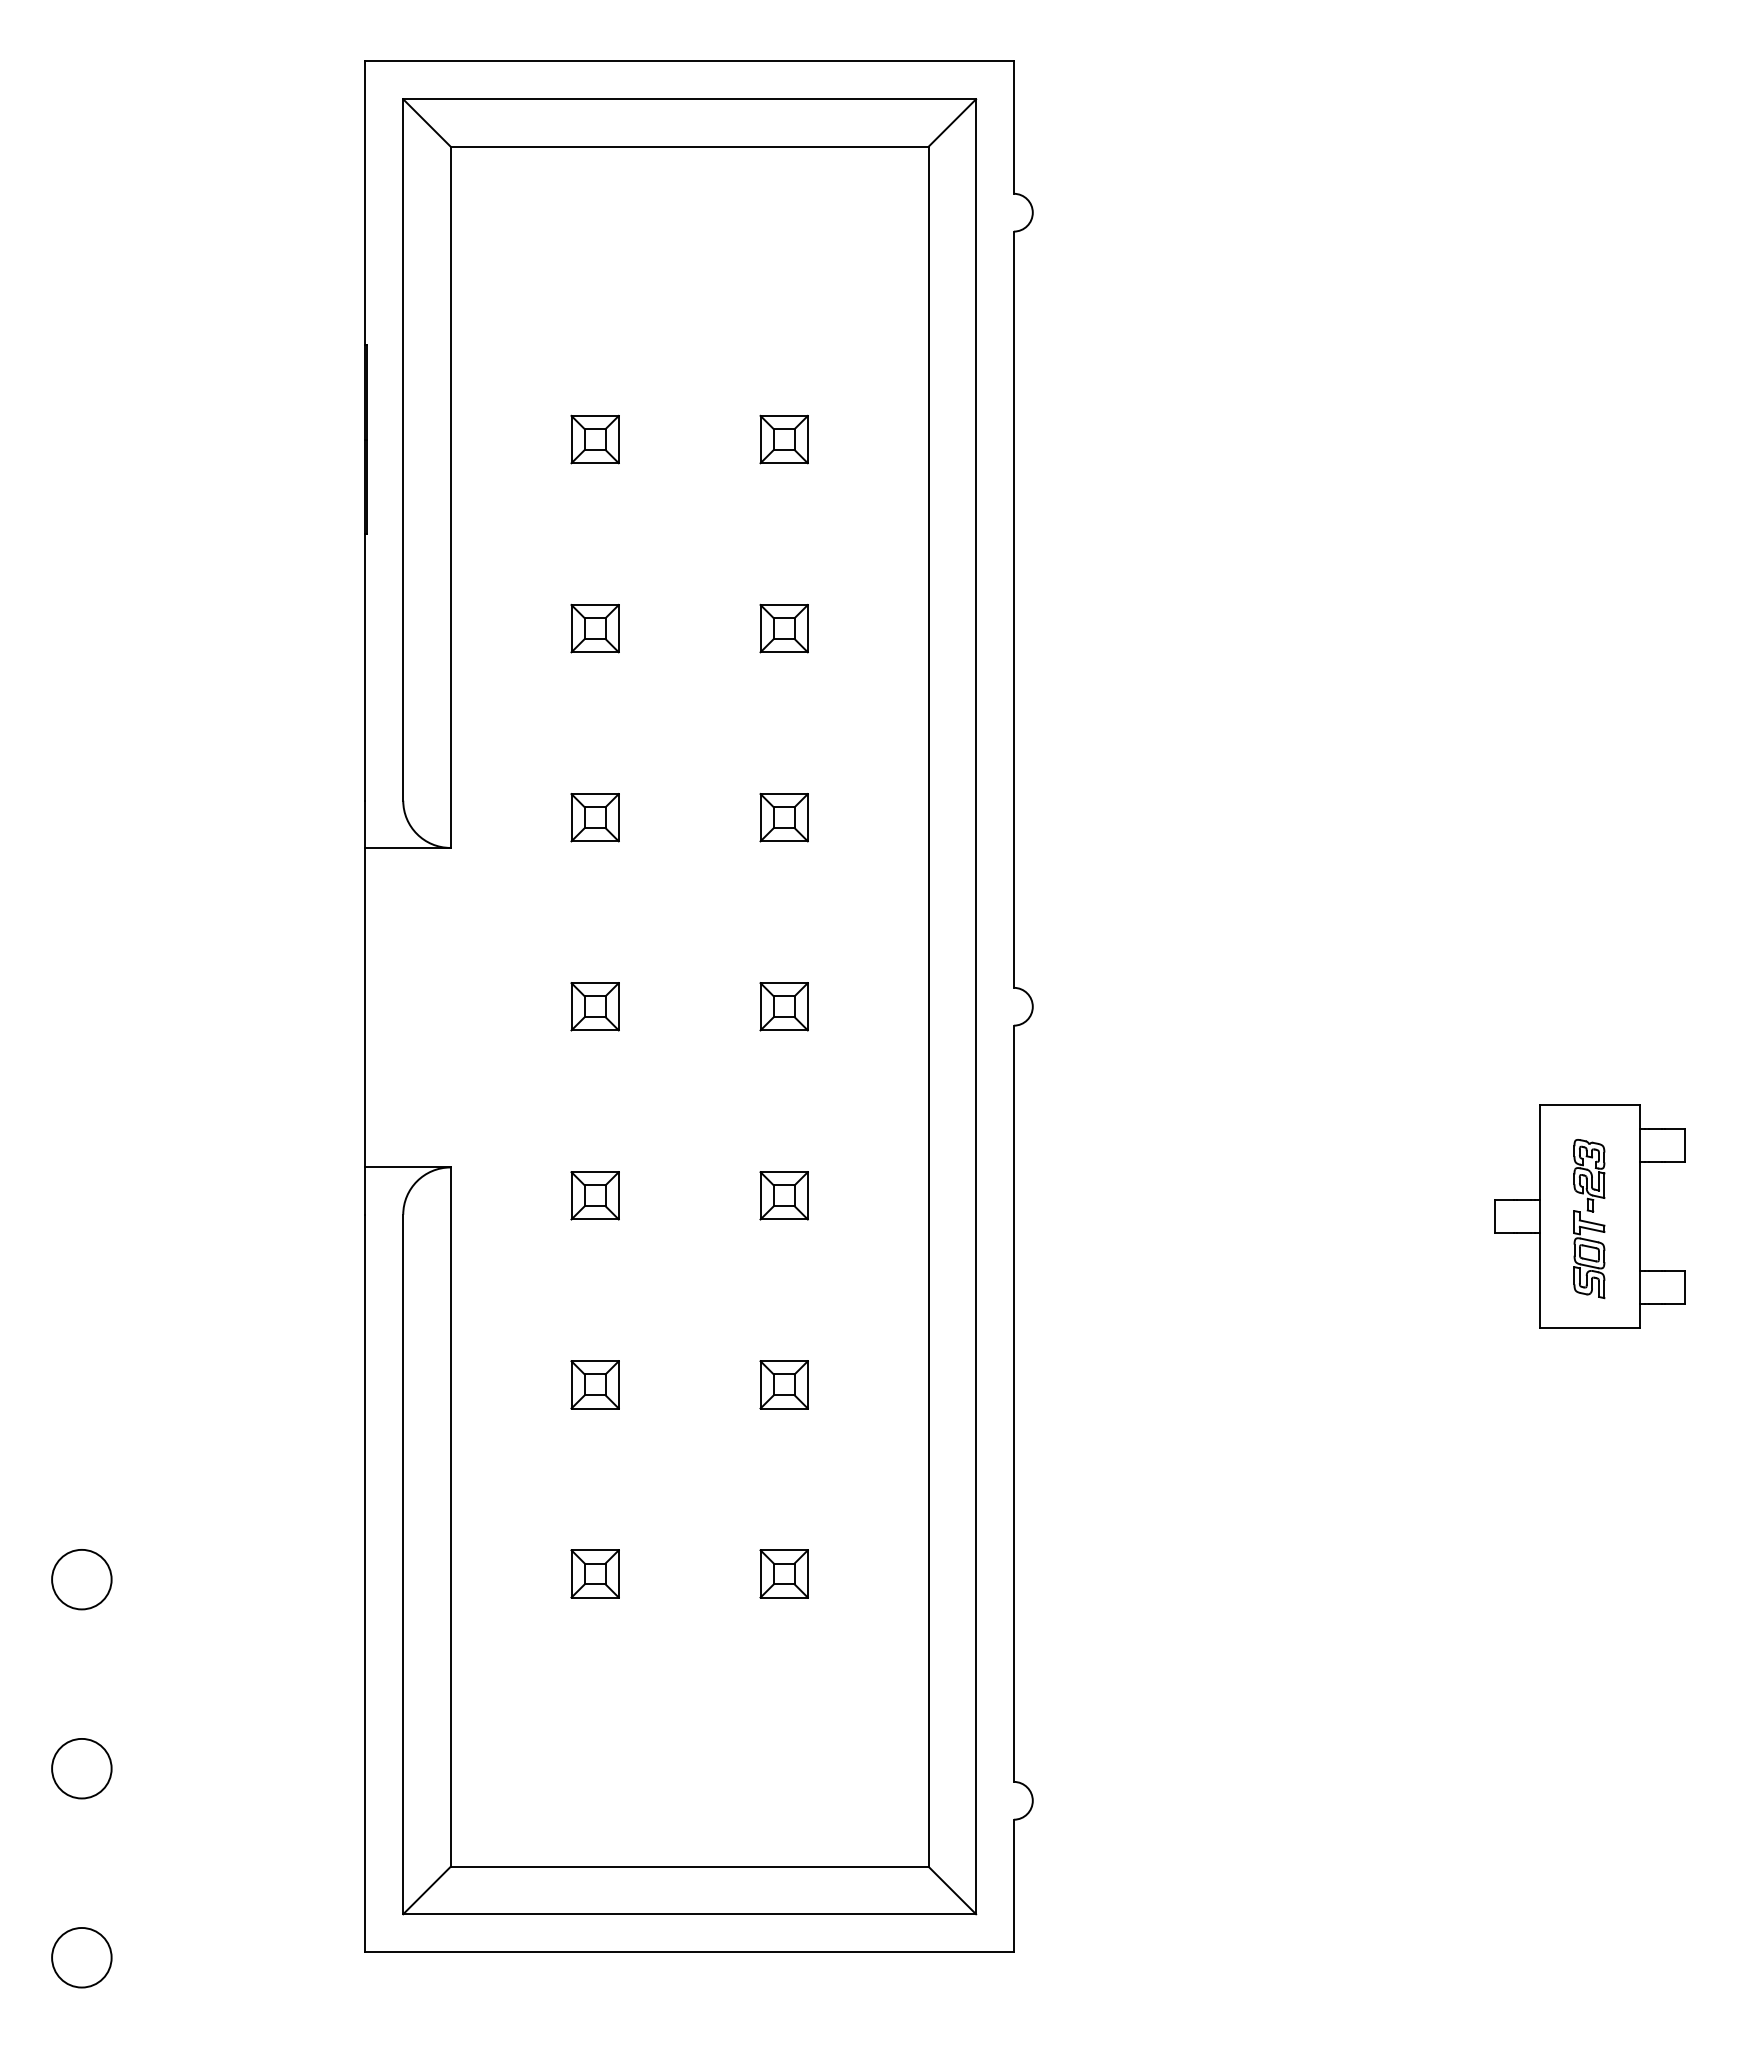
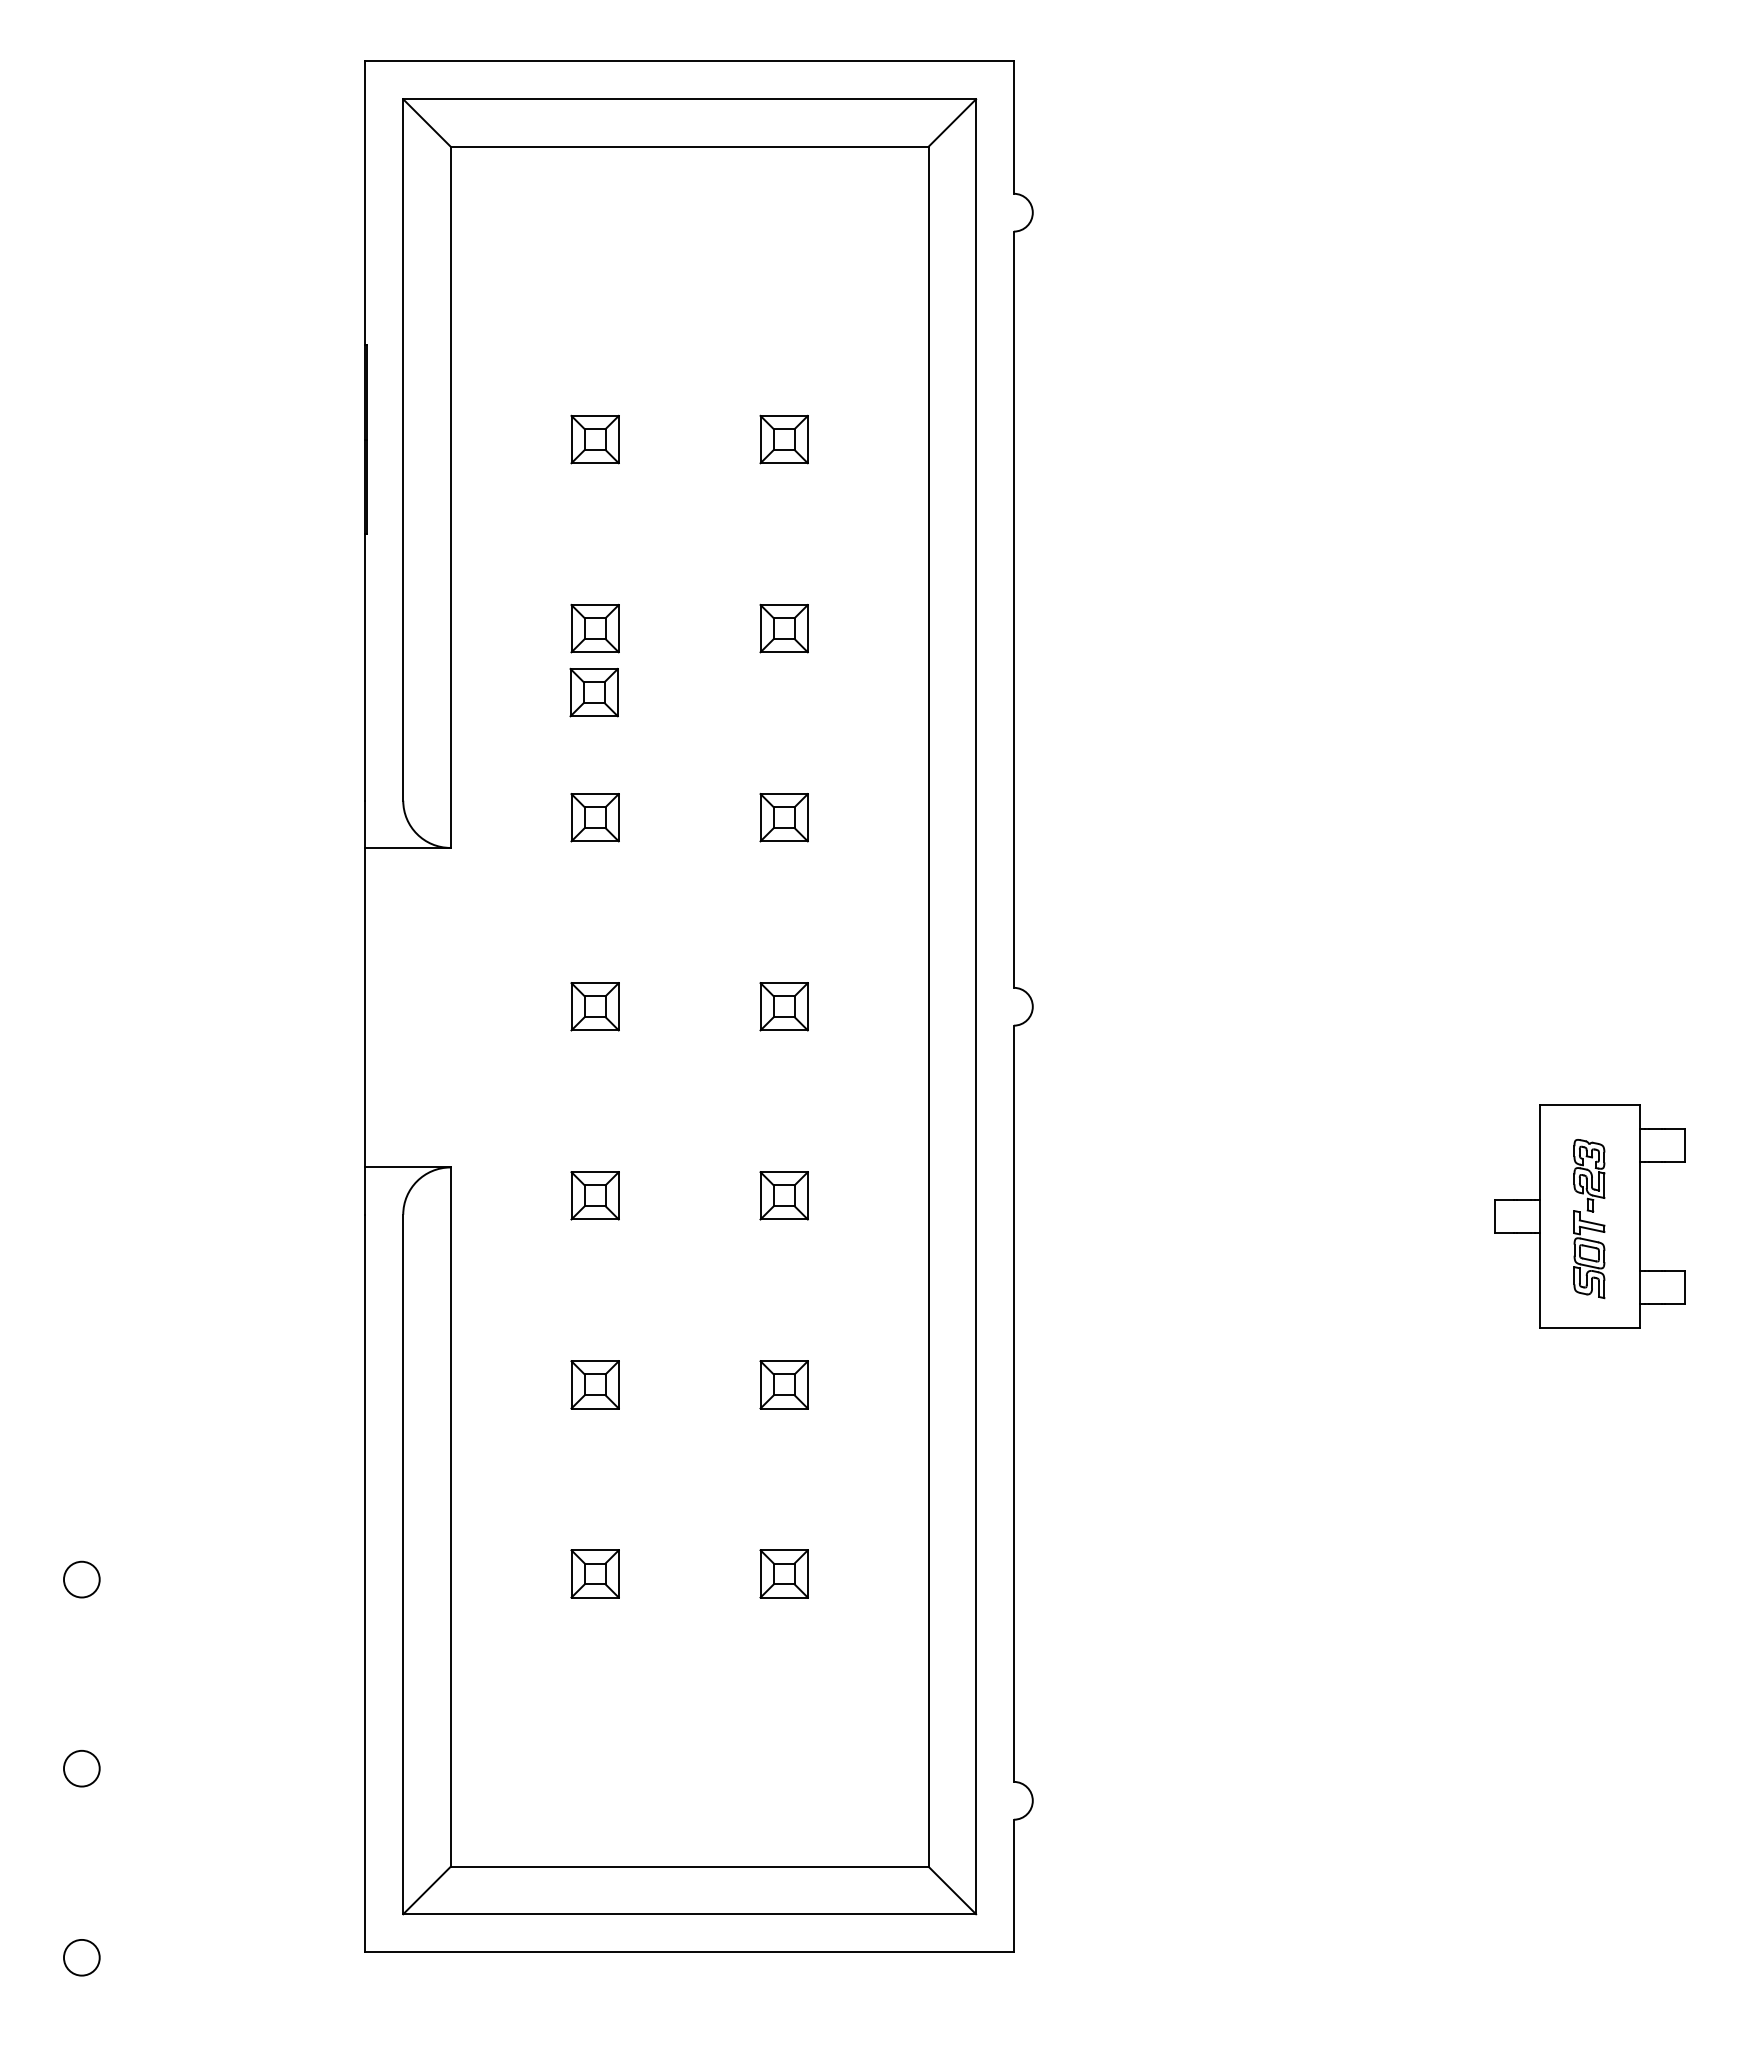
part: none -> present (593, 692)
circle diameter: 60 px -> 36 px (81, 1579)
circle diameter: 60 px -> 36 px (81, 1768)
circle diameter: 60 px -> 36 px (81, 1957)
